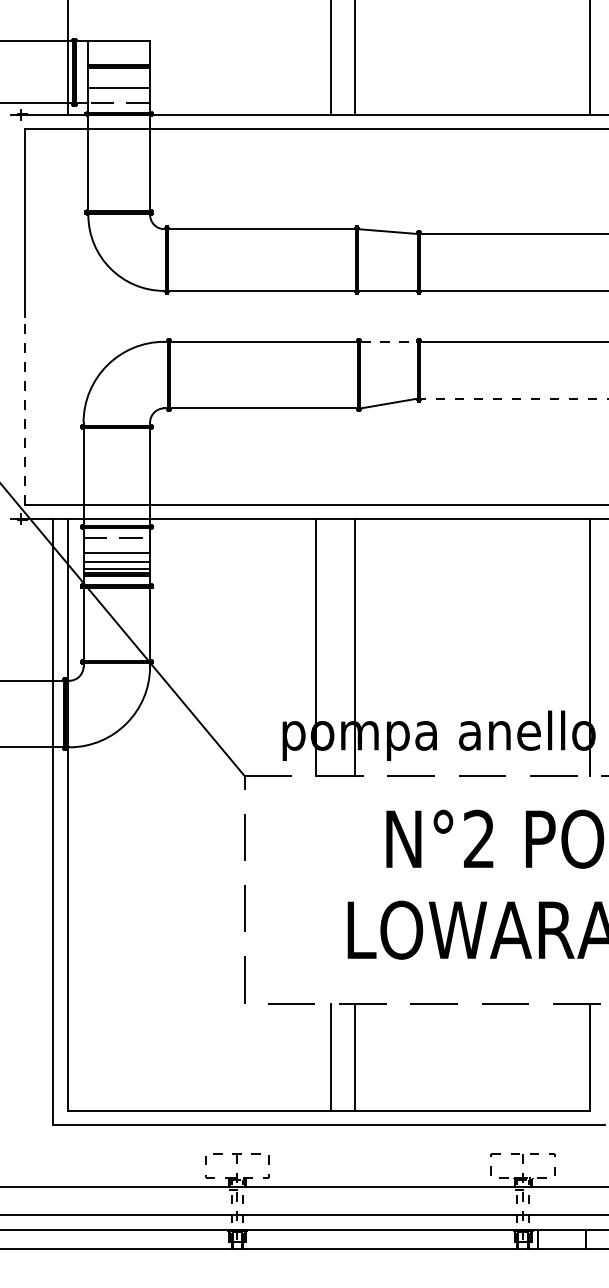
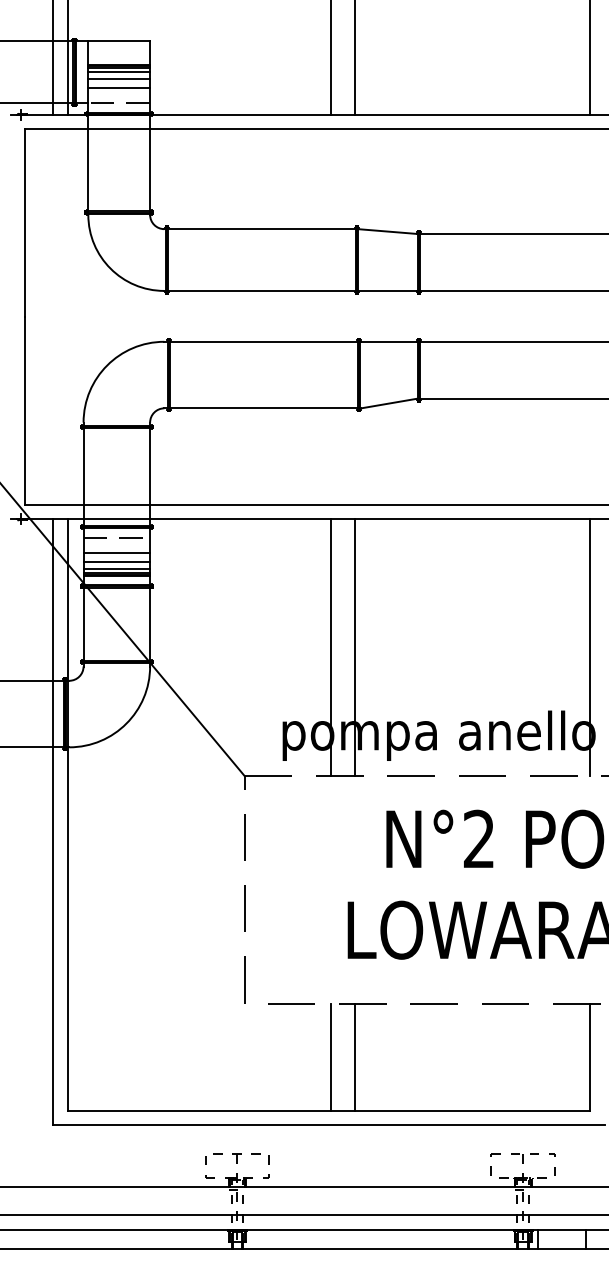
line: none -> present (53, 58)
line: none -> present (119, 72)
line: none -> present (119, 78)
line: dashed -> solid (388, 341)
line: dashed -> solid (512, 398)
line: dashed -> solid (24, 410)
line position: (316, 647) -> (331, 647) (331, 647)
